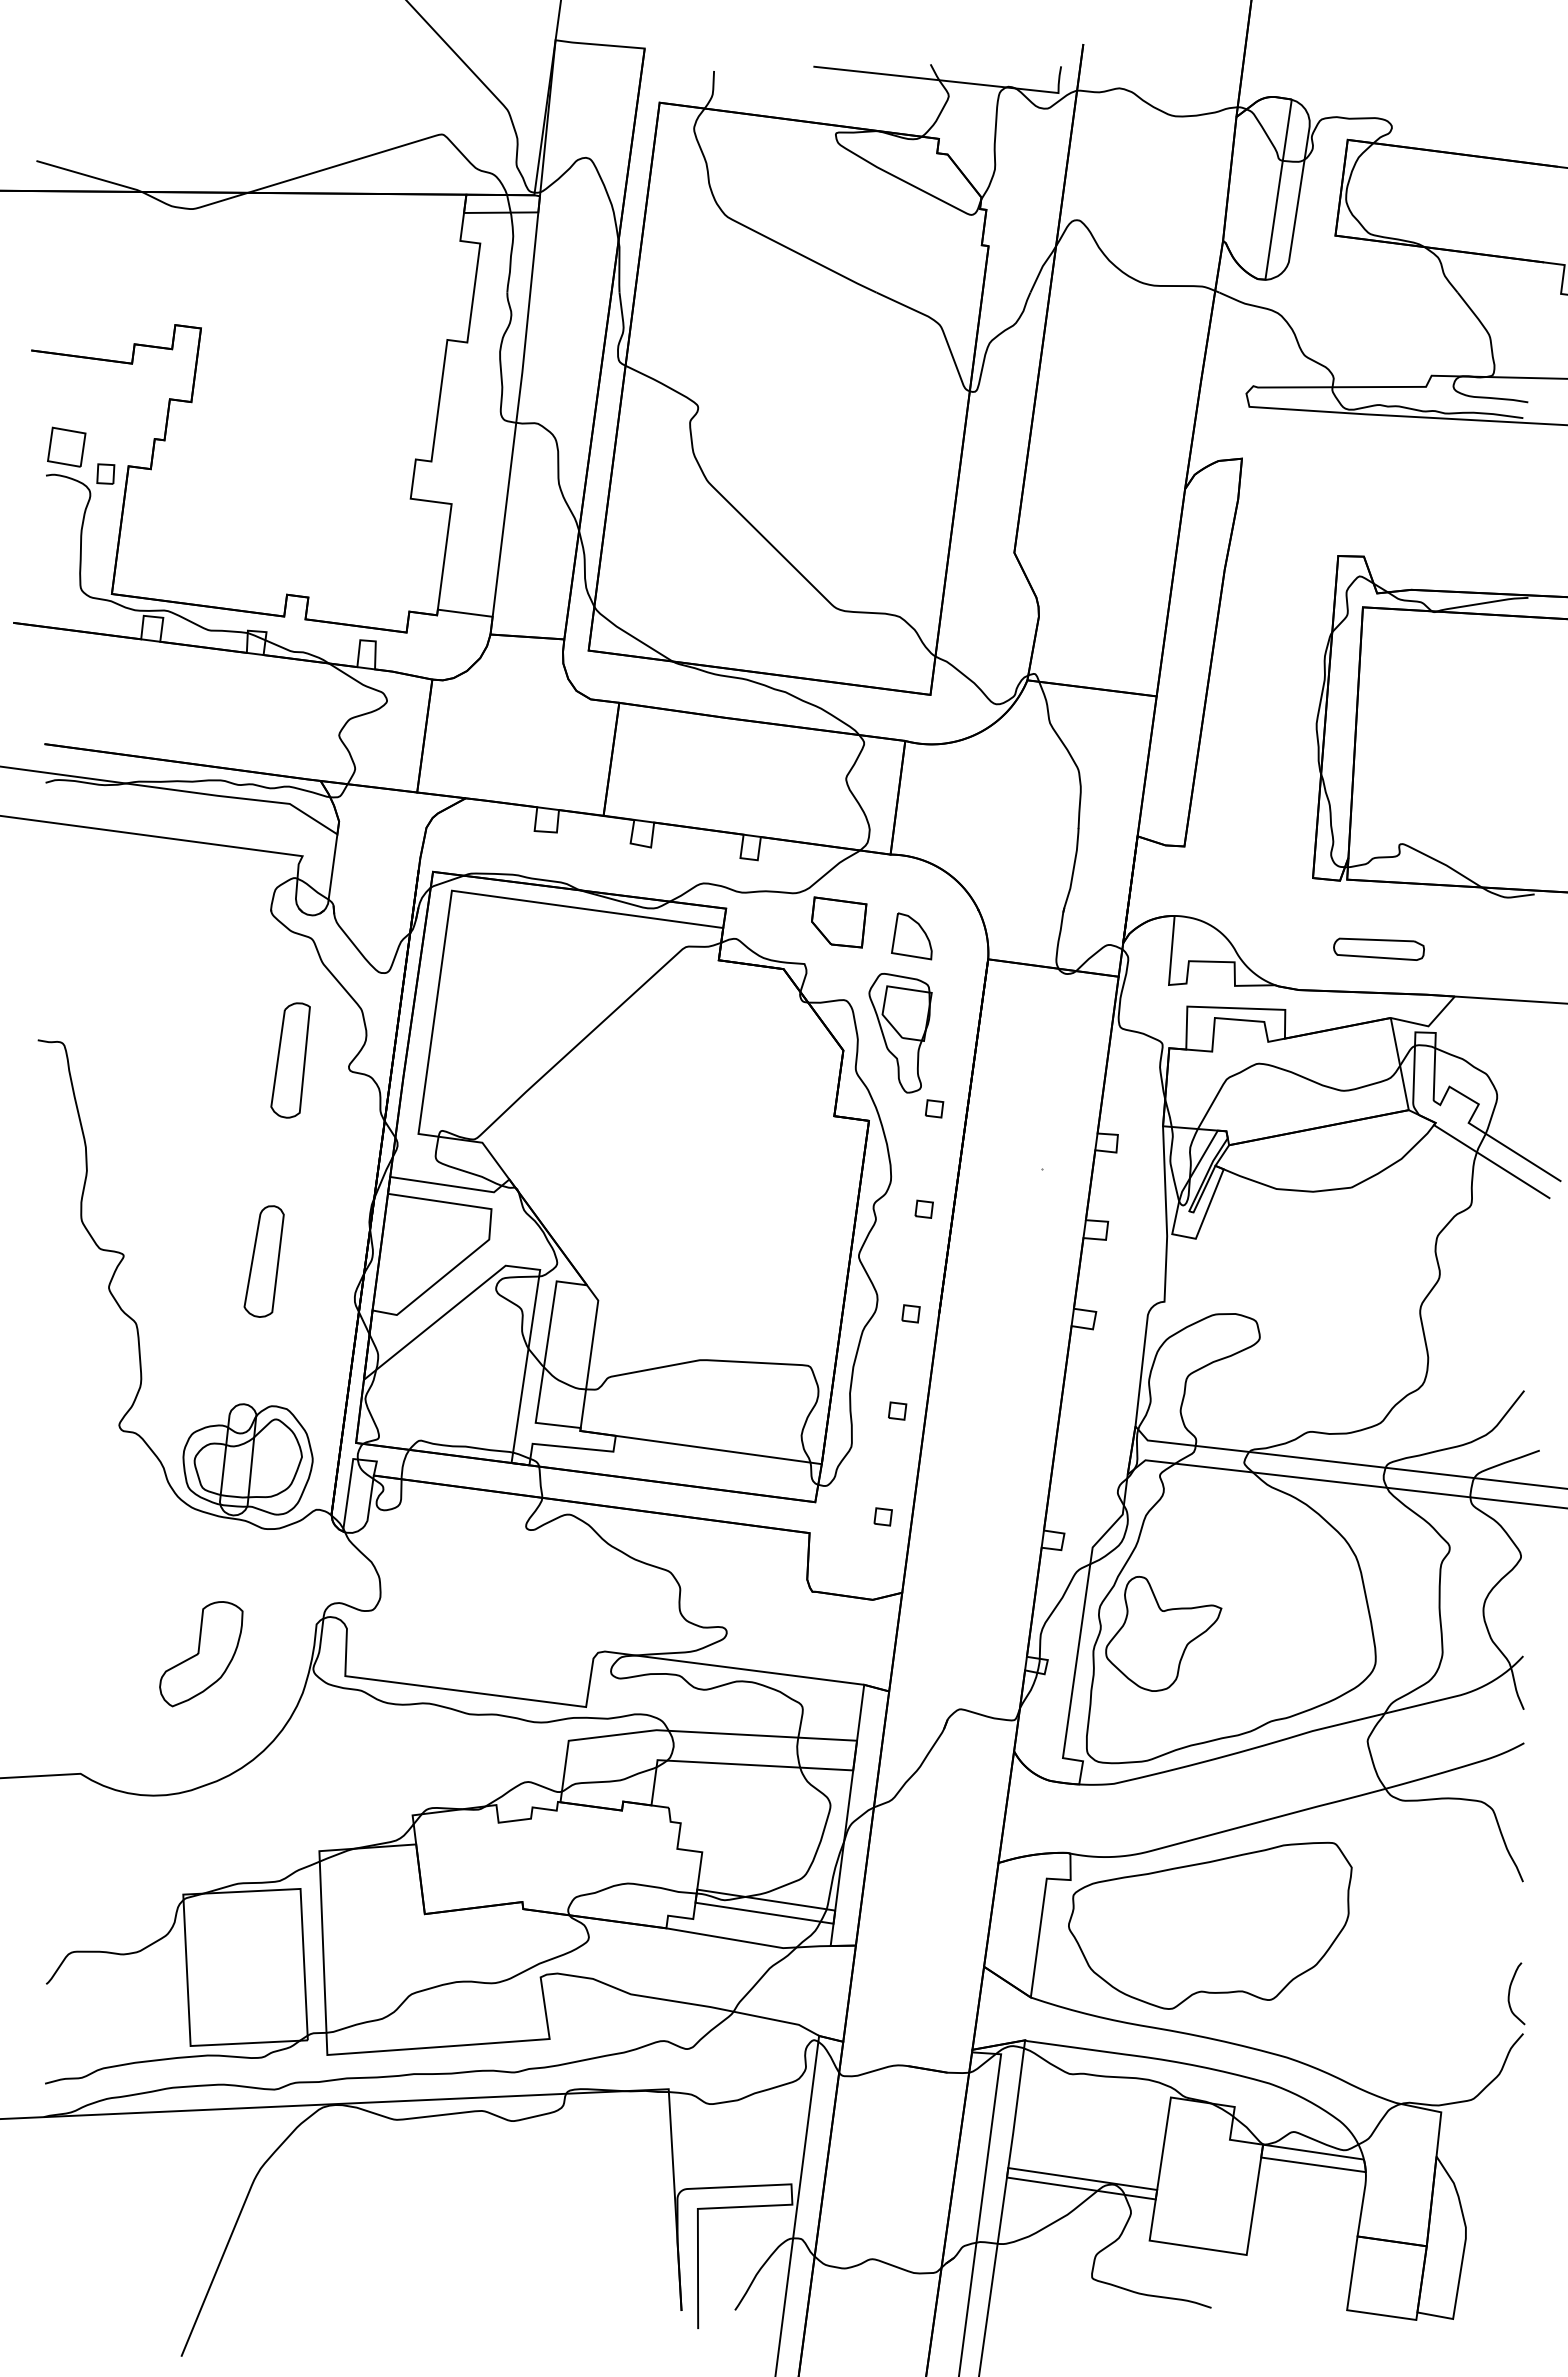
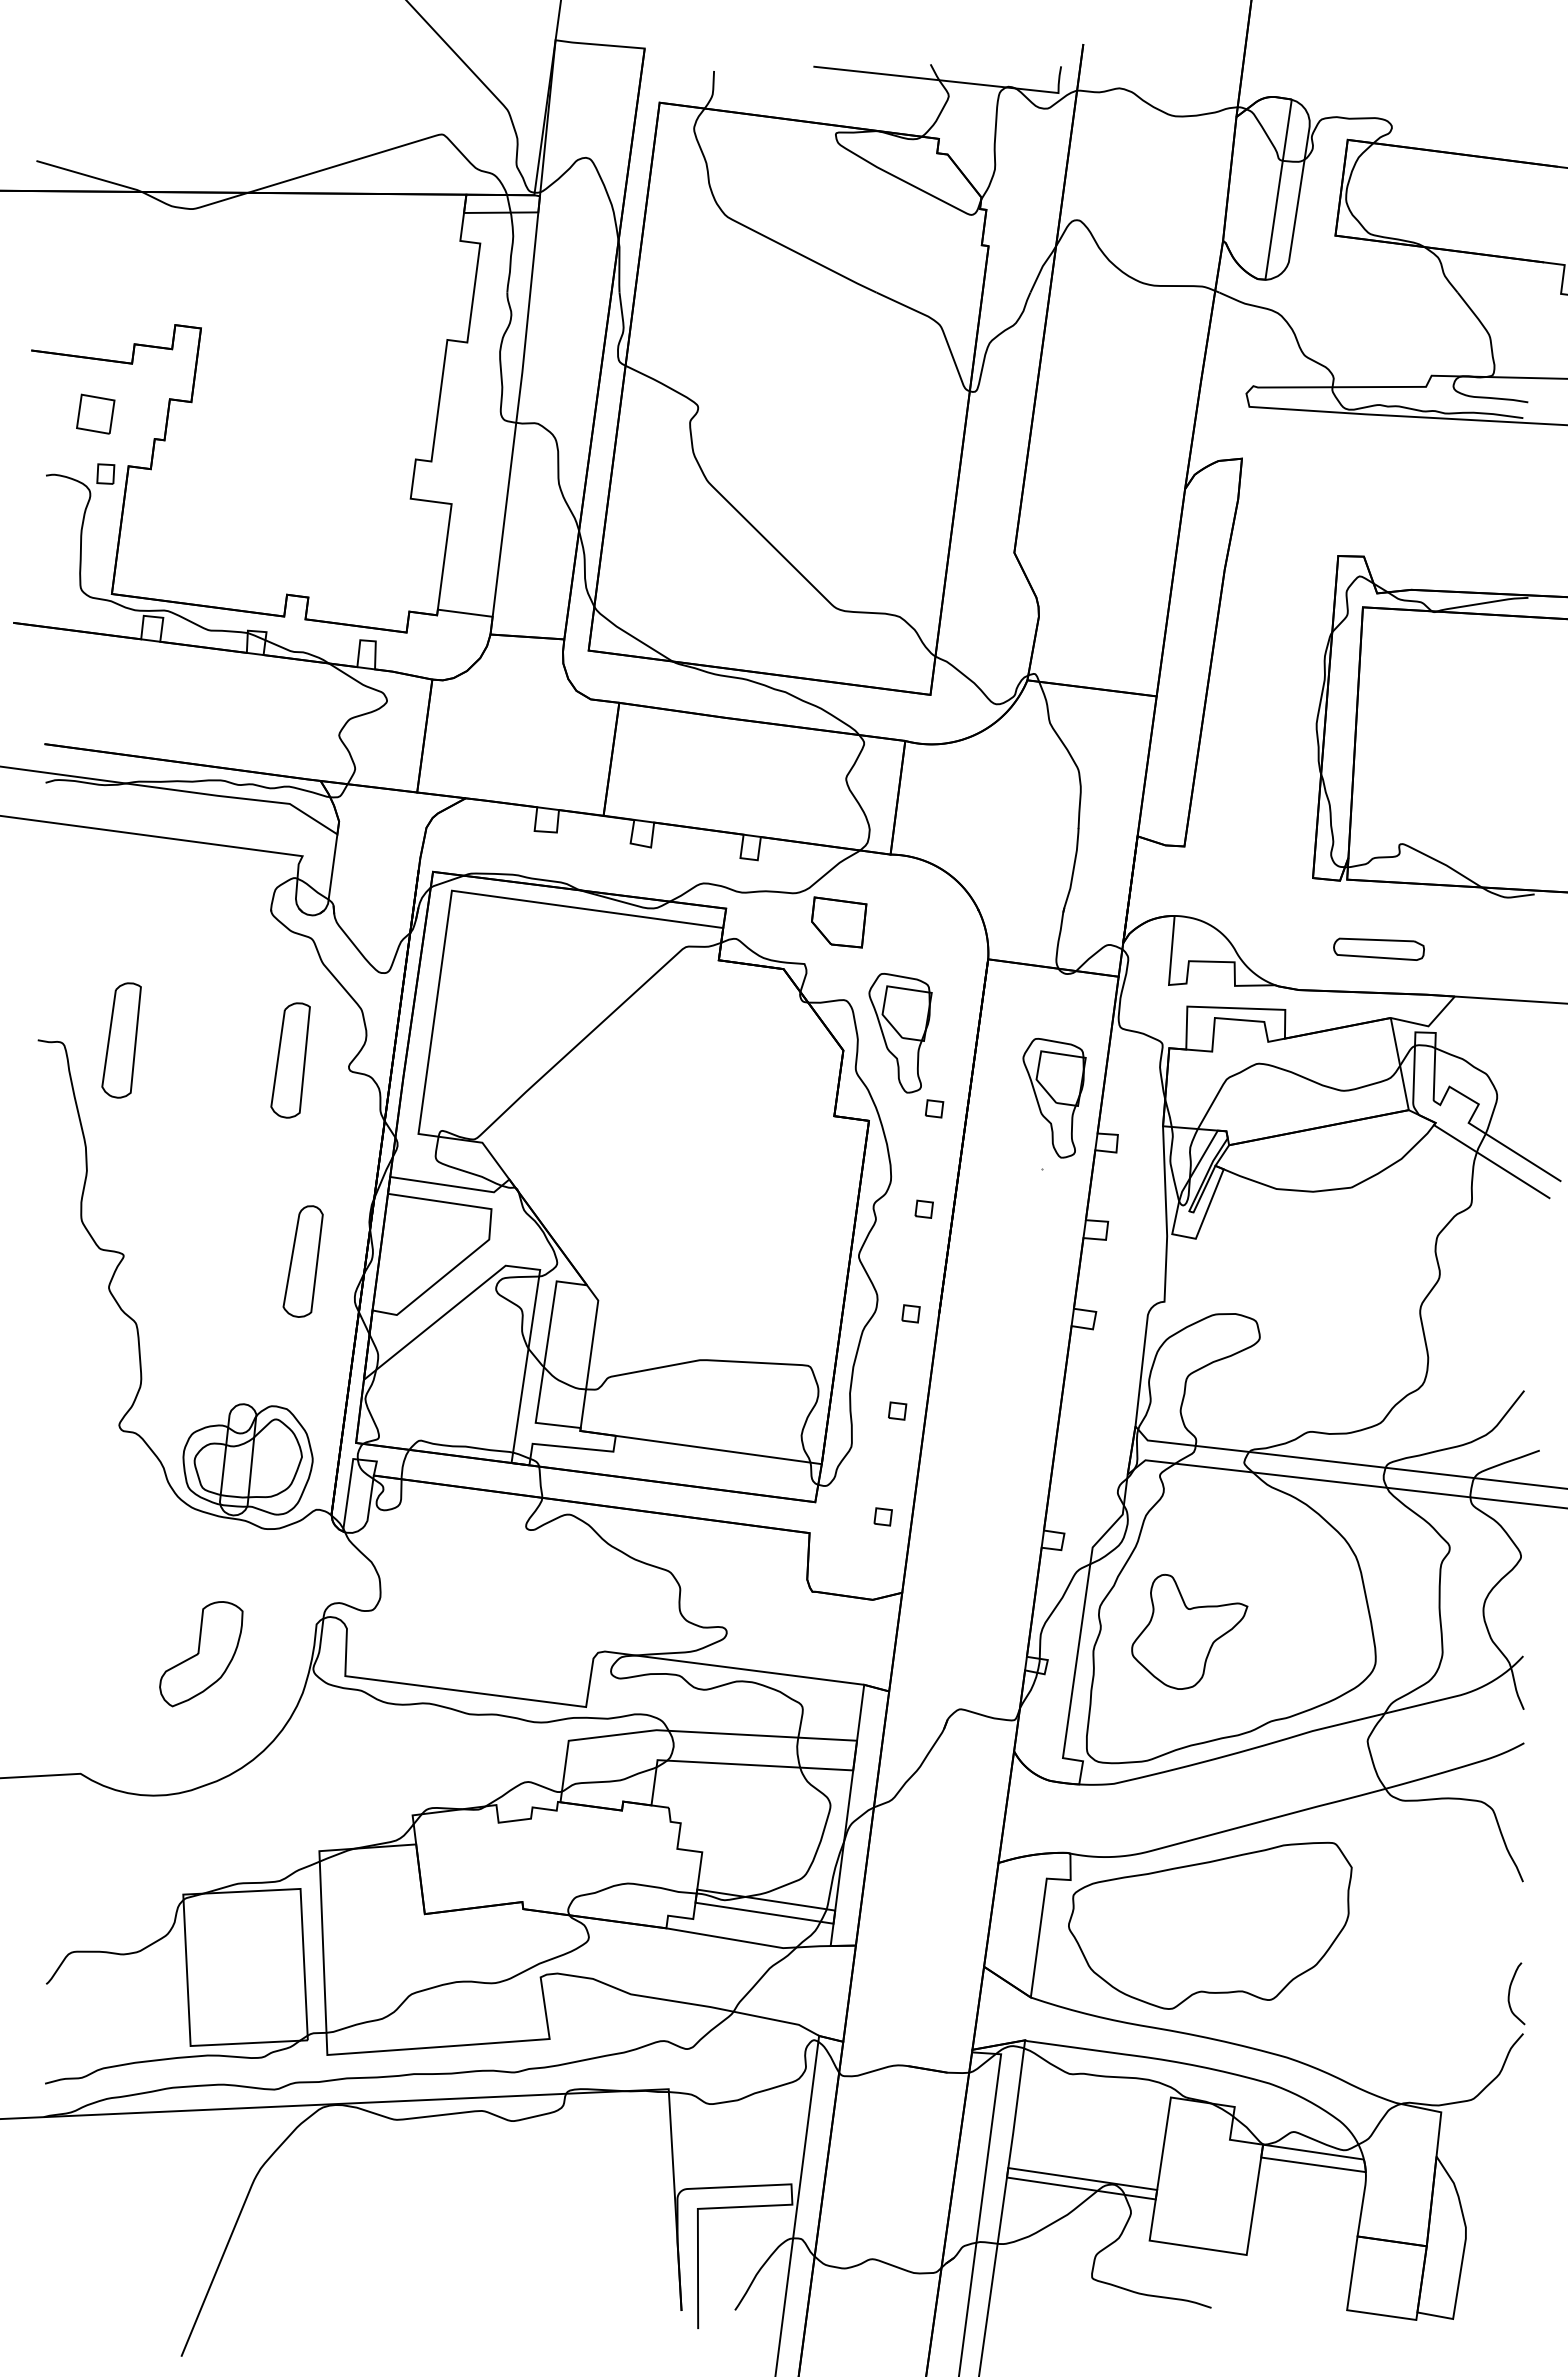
part position: (66, 446) -> (95, 413) (95, 413)
part: present -> none (911, 936)
part: none -> present (121, 1040)
part: none -> present (1054, 1098)
part position: (263, 1261) -> (302, 1261) (302, 1261)
part position: (1163, 1633) -> (1189, 1631) (1189, 1631)
